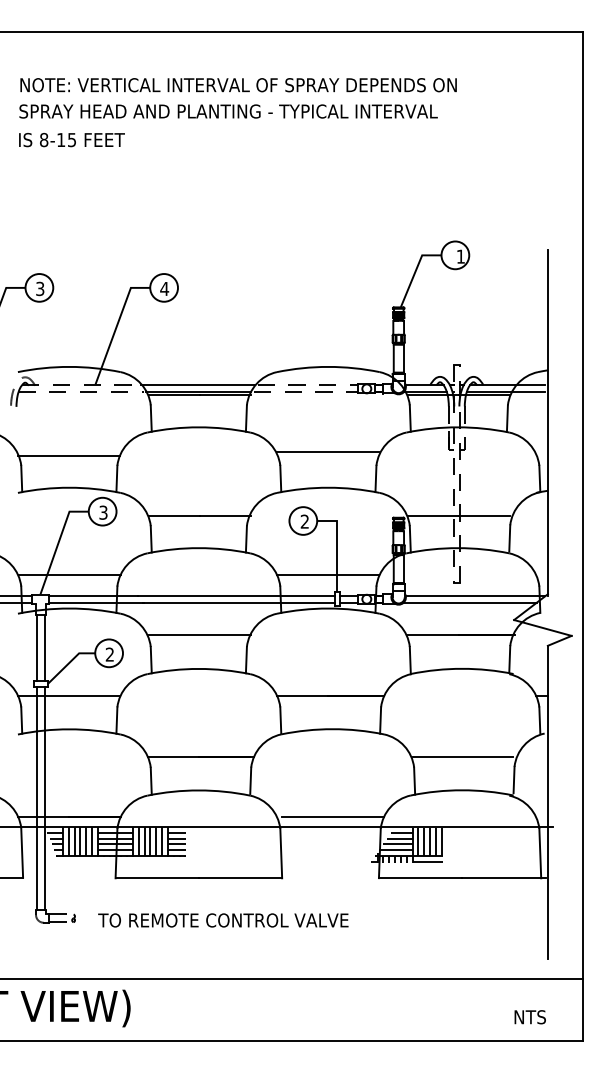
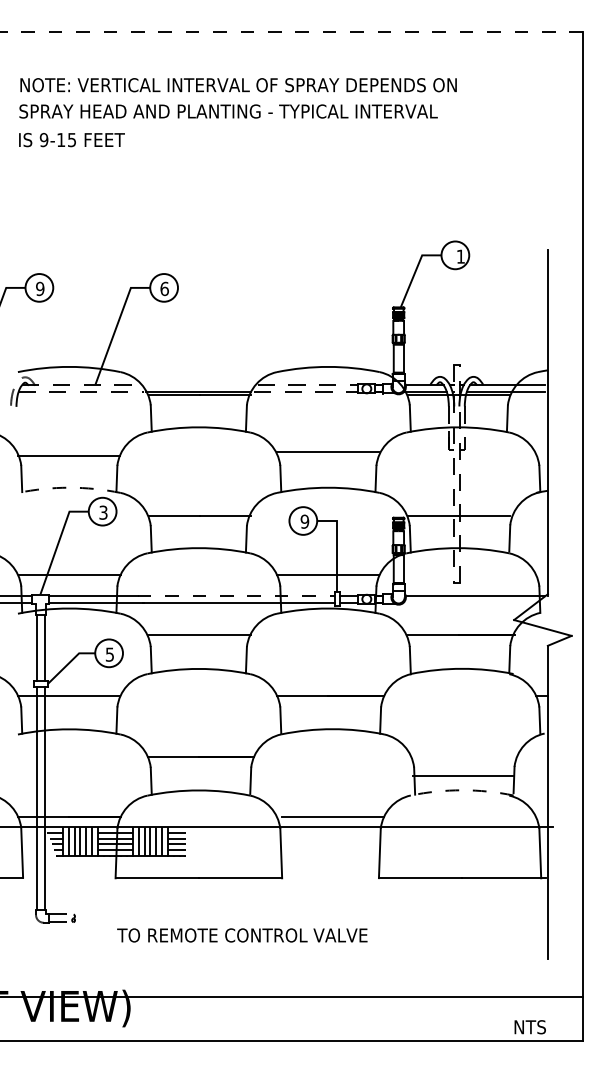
line: solid -> dashed (291, 32)
text: 8-15 -> 9-15 (43, 140)
text: 3 -> 9 (40, 288)
text: 4 -> 6 (164, 288)
line: present -> none (197, 385)
arc: solid -> dashed (69, 487)
text: 2 -> 9 (304, 521)
line: solid -> dashed (236, 595)
line: present -> none (470, 602)
text: 2 -> 5 (109, 654)
line position: (462, 756) -> (462, 775) (462, 775)
arc: solid -> dashed (462, 790)
hatch: present -> none (406, 845)
text position: (223, 920) -> (242, 935) (242, 935)
line position: (292, 979) -> (292, 997) (292, 997)
text position: (529, 1017) -> (529, 1027) (529, 1027)
